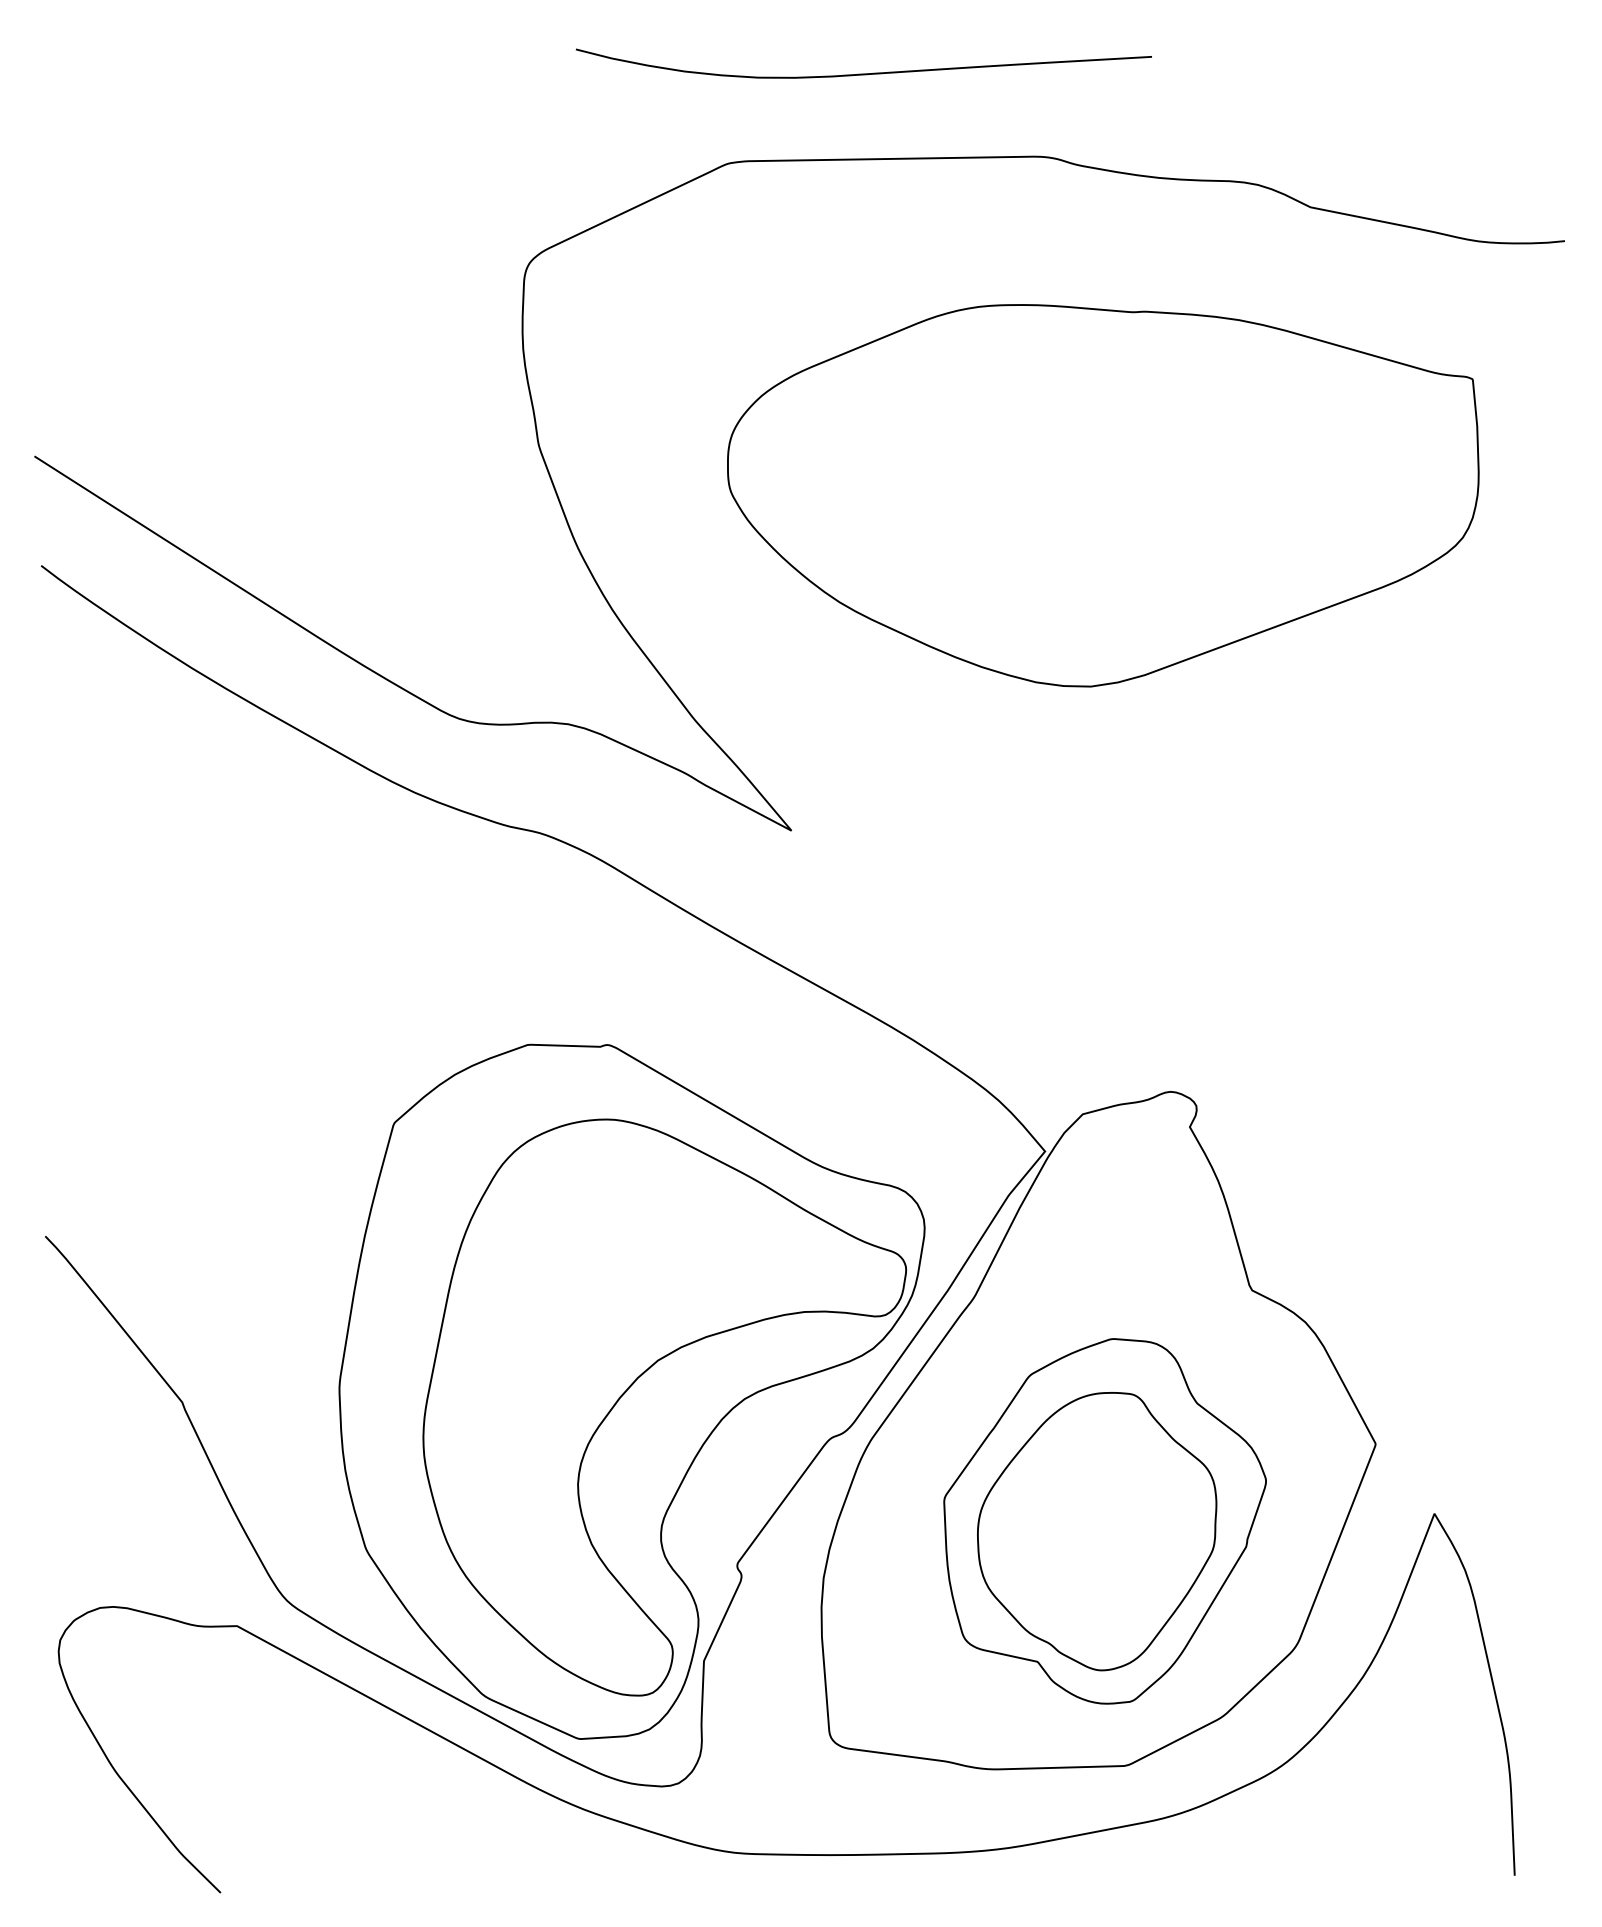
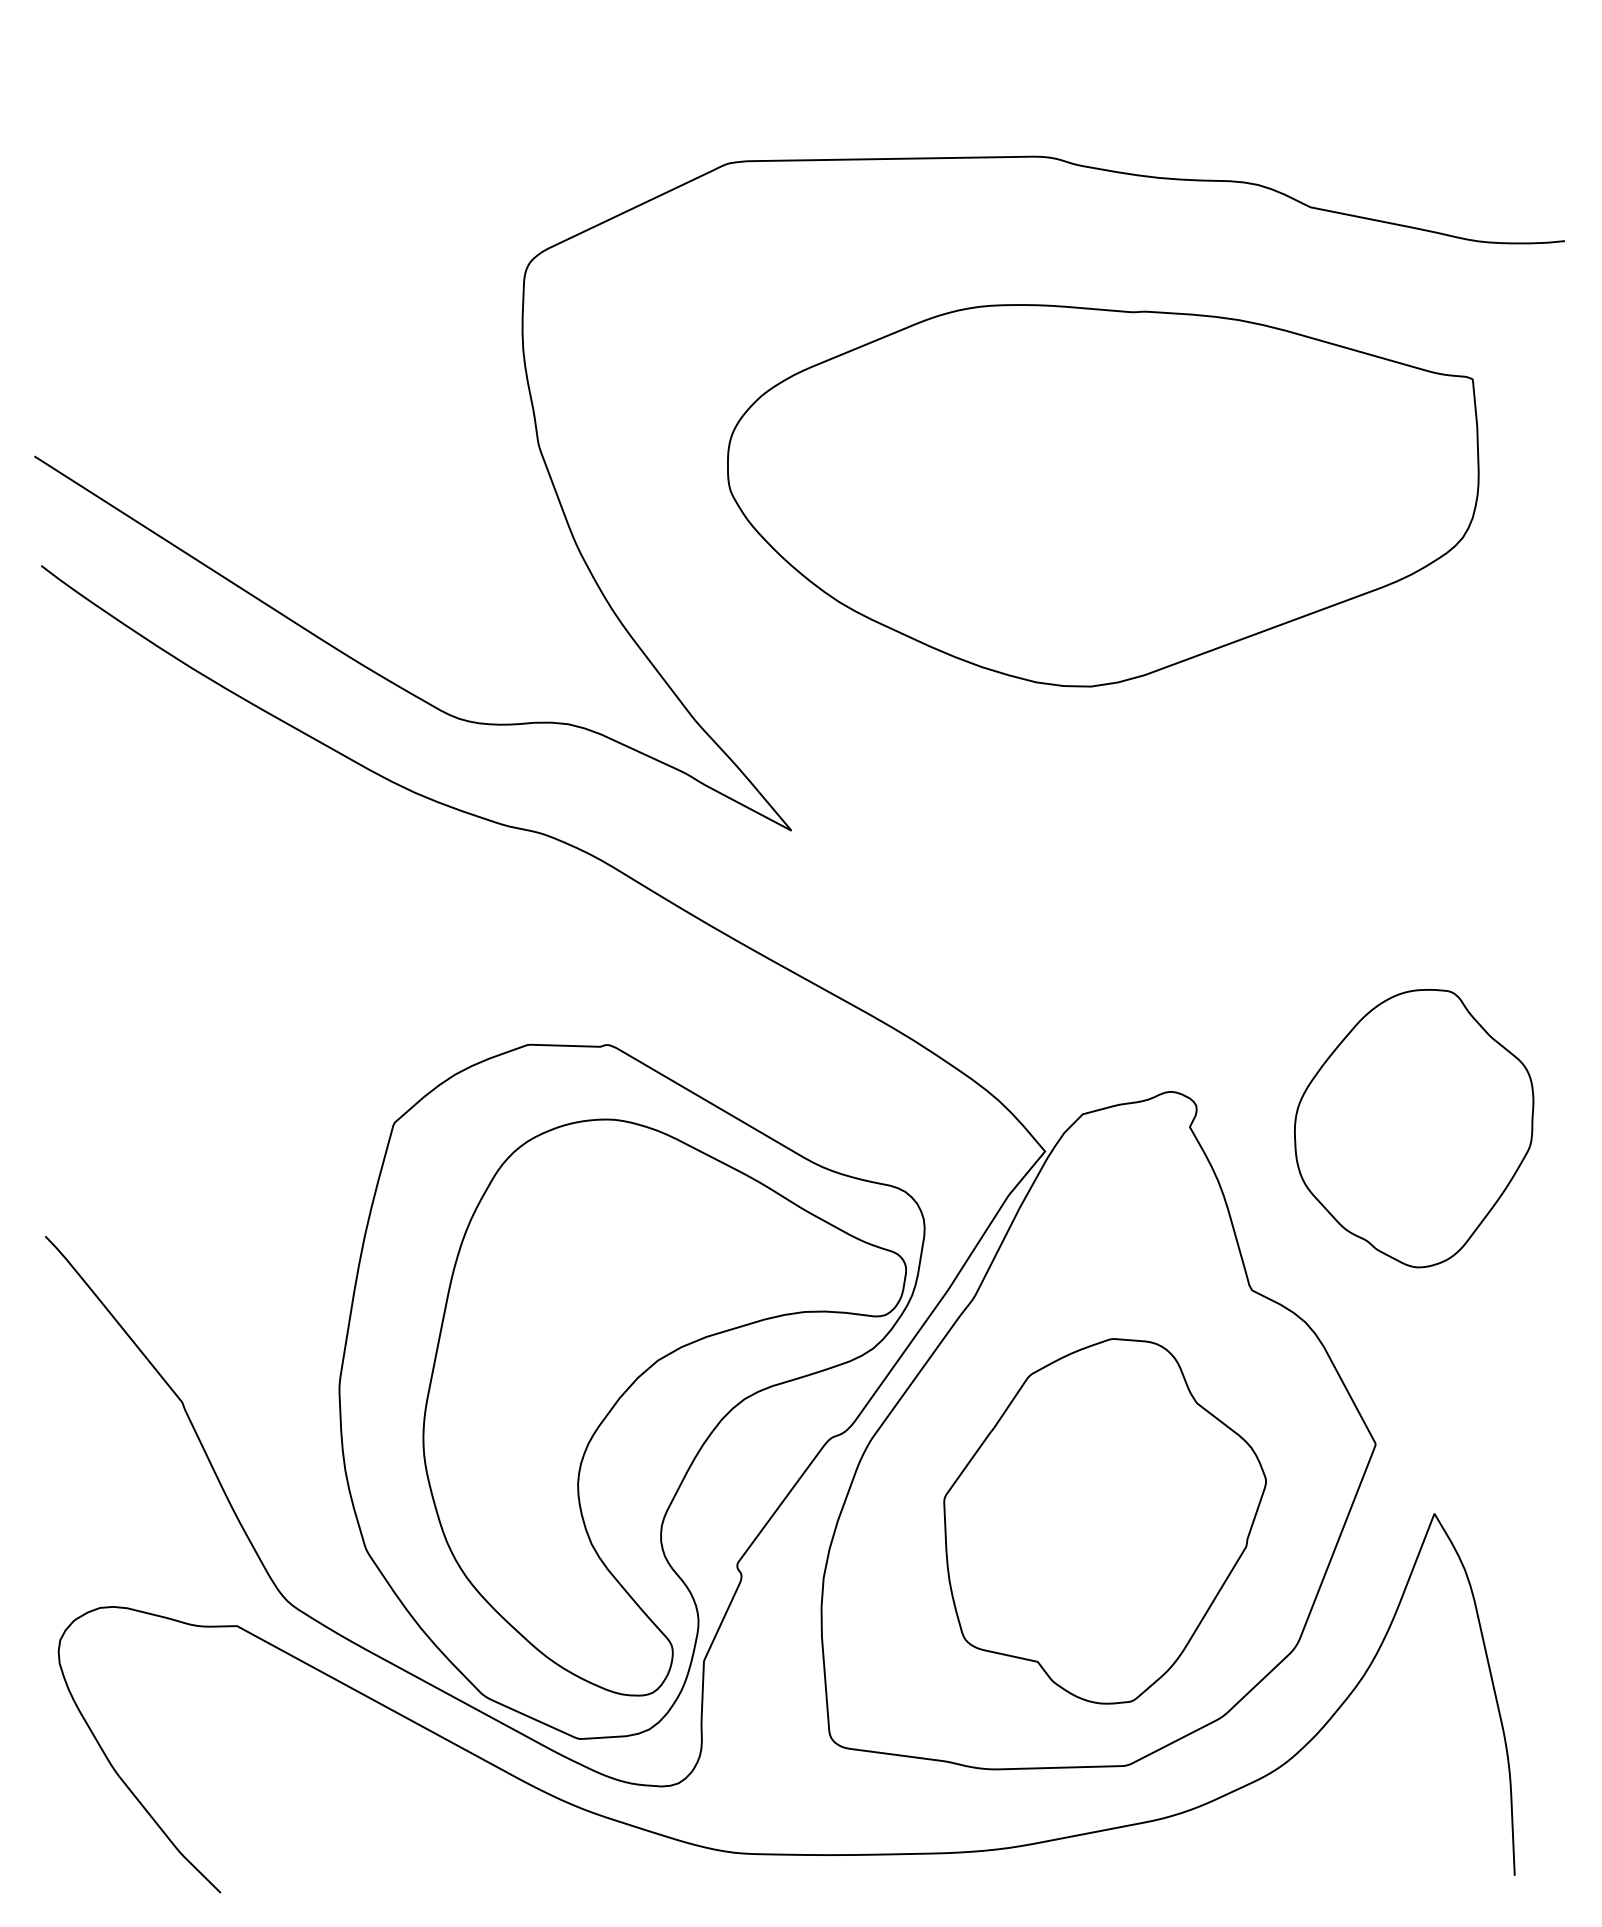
curve: present -> none (863, 73)
part position: (1097, 1531) -> (1414, 1128) (1414, 1128)
